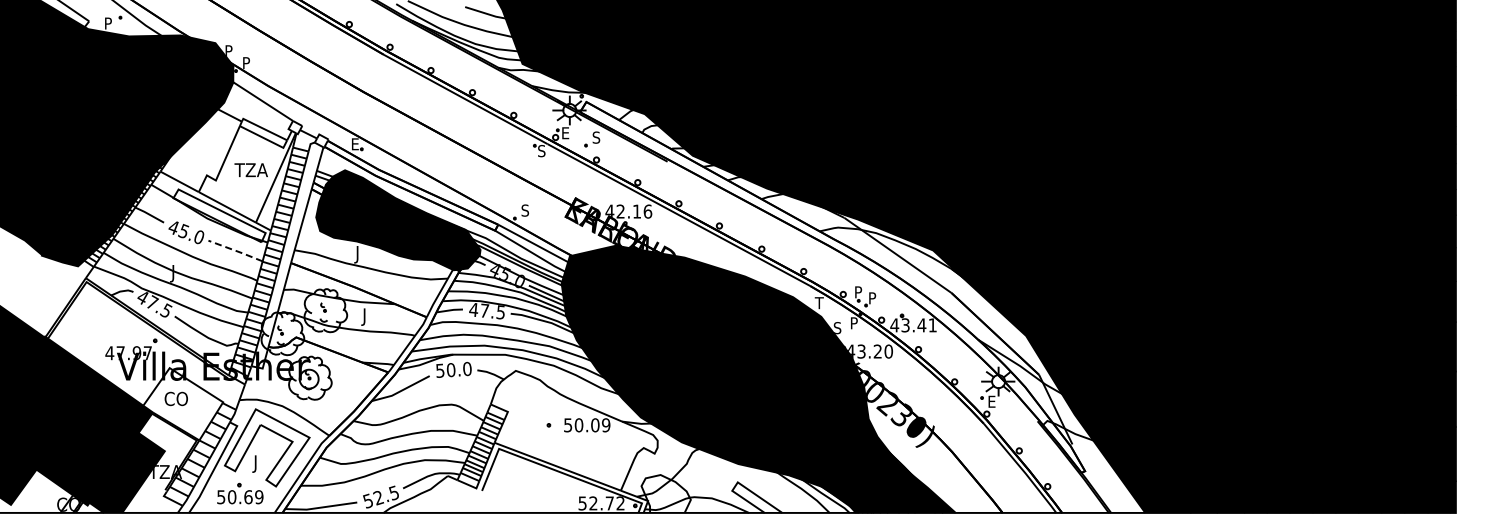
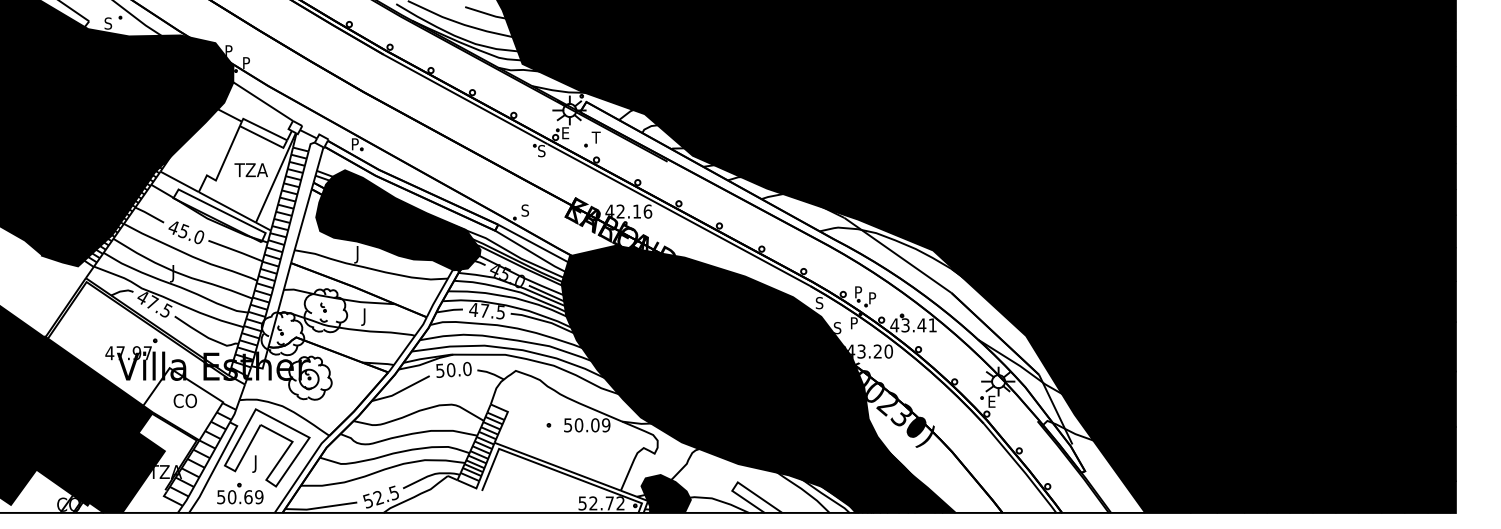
text: P -> S (108, 23)
text: S -> T (595, 137)
text: E -> P (355, 144)
line: dashed -> solid (235, 250)
text: T -> S (818, 303)
text position: (175, 398) -> (184, 400) (184, 400)
fill: none -> present (665, 493)
